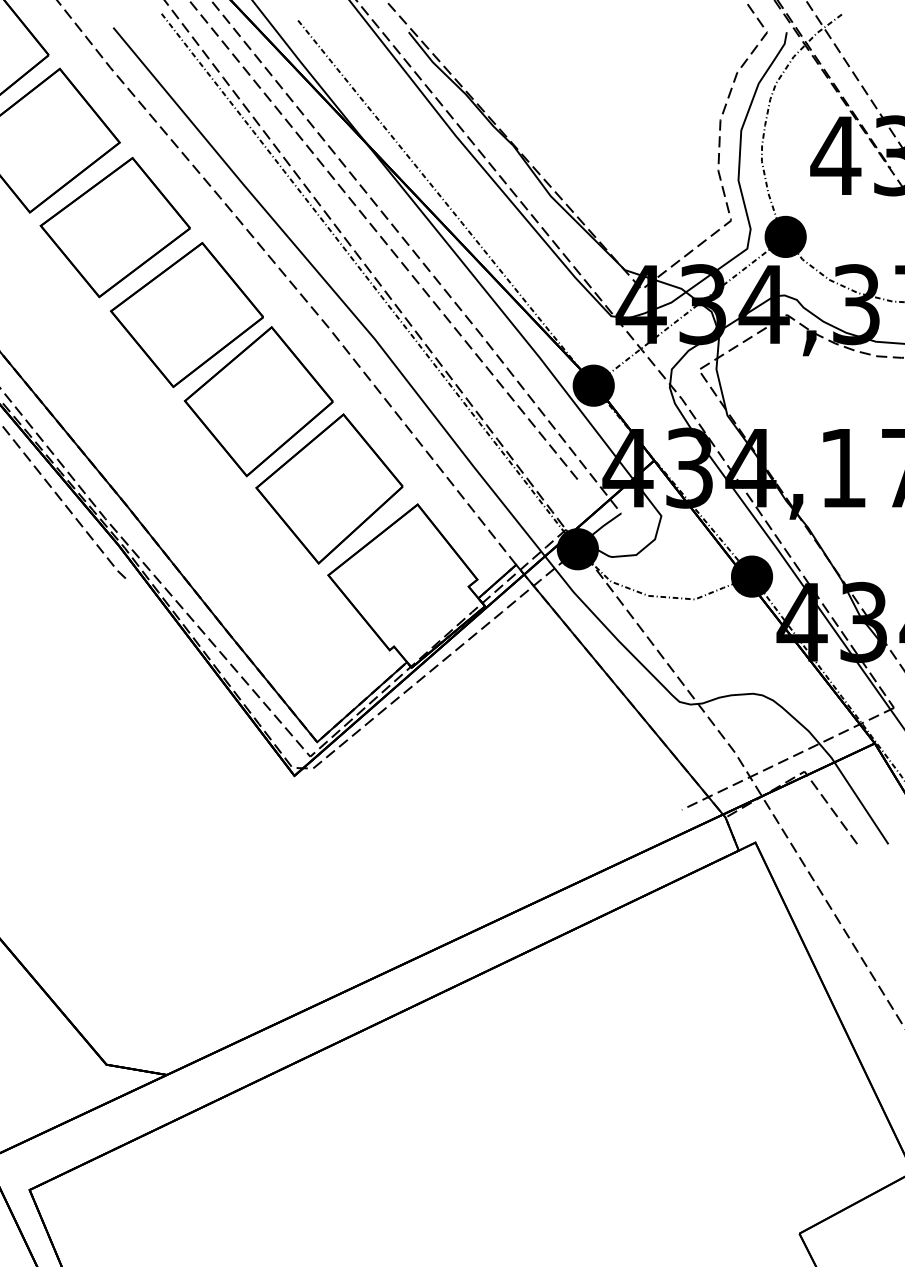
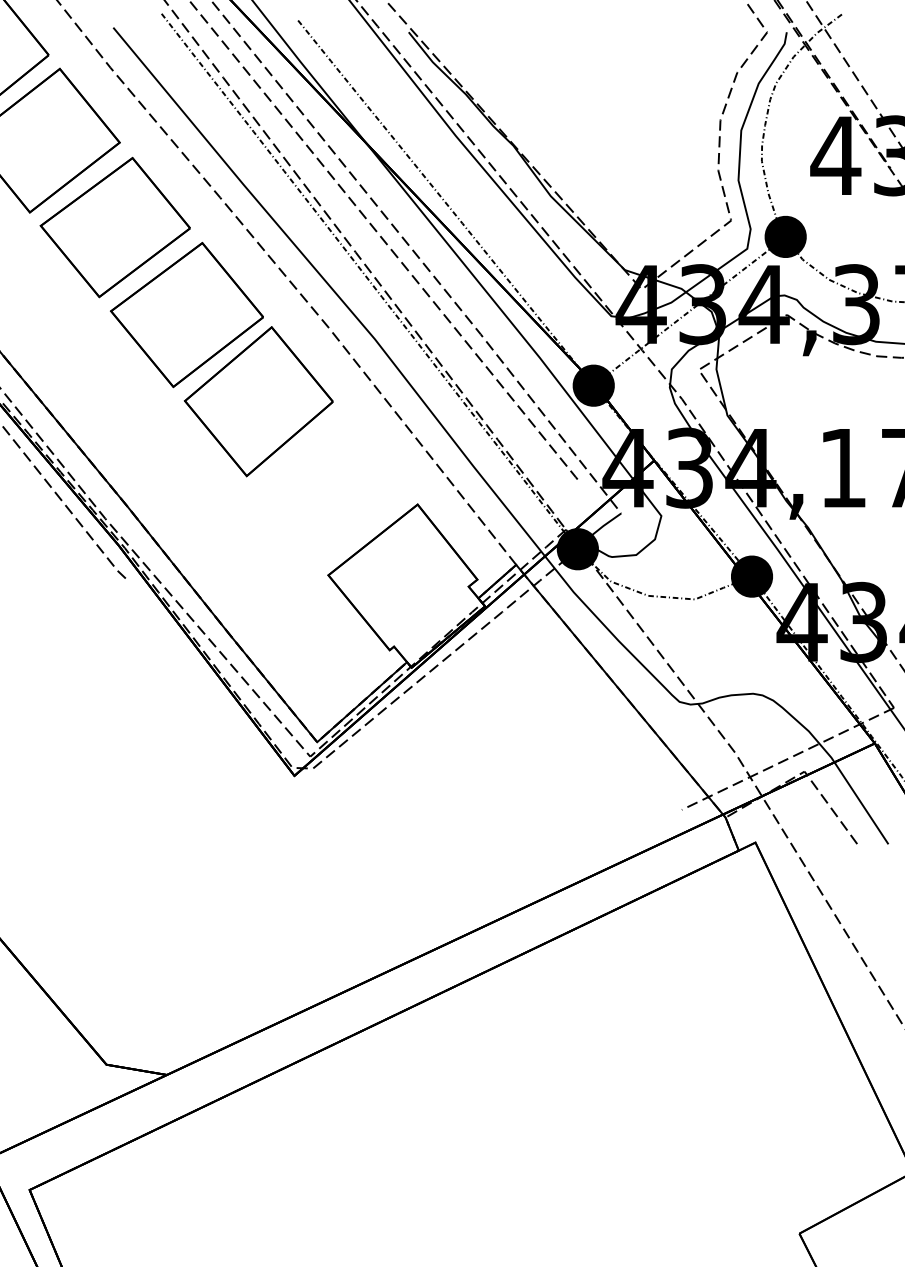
part: present -> none (329, 488)
